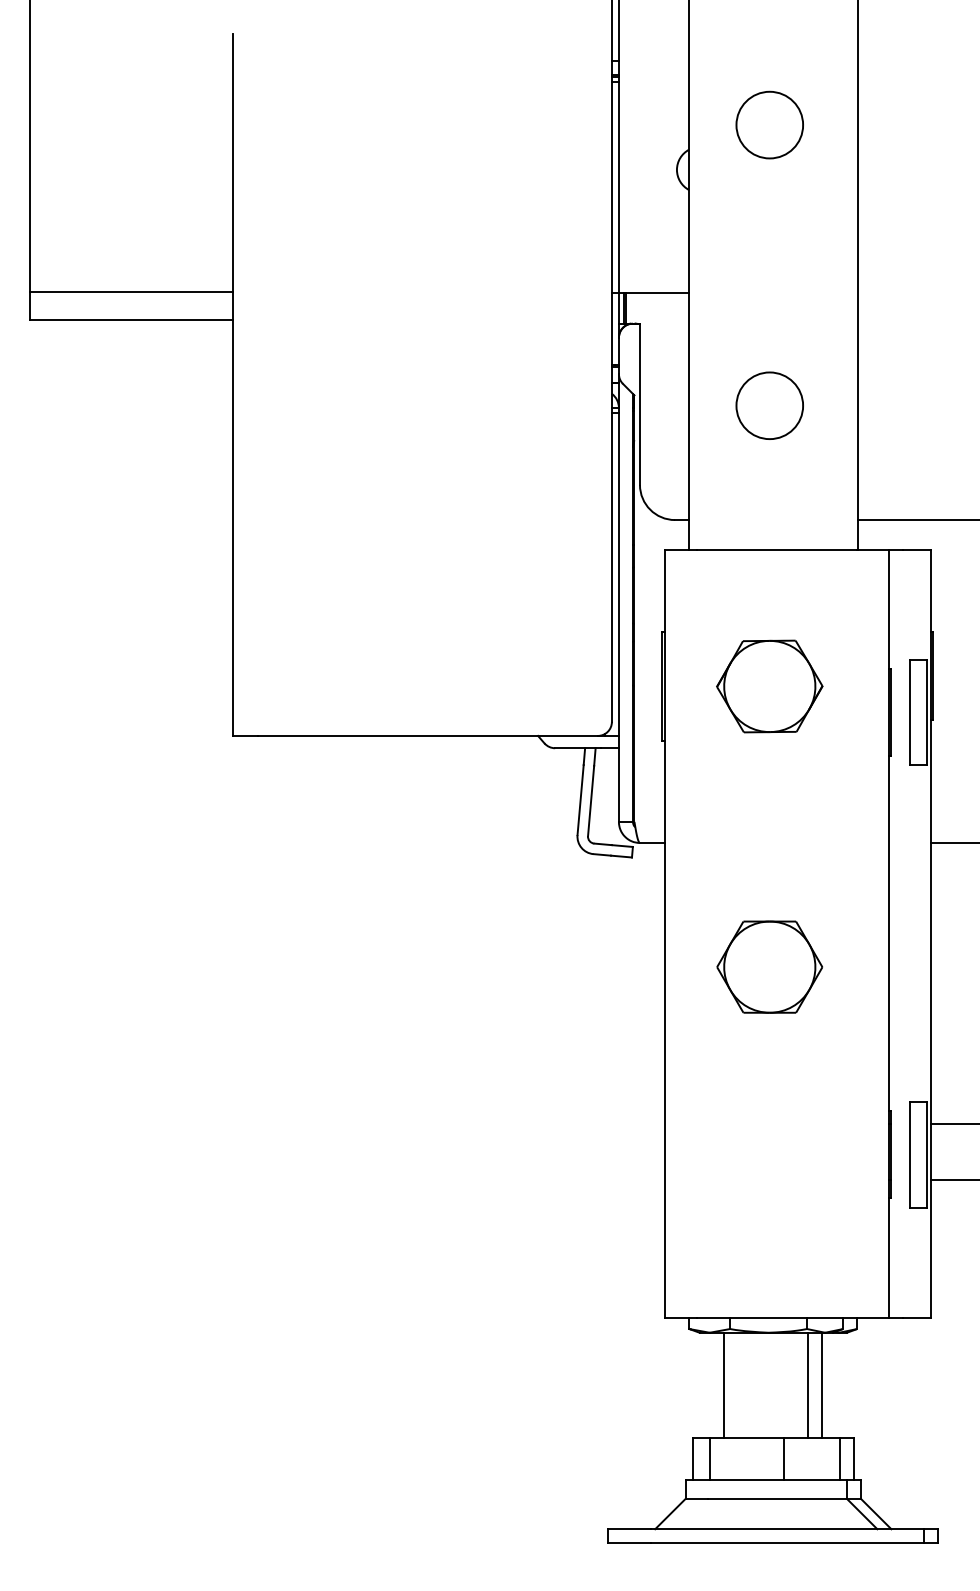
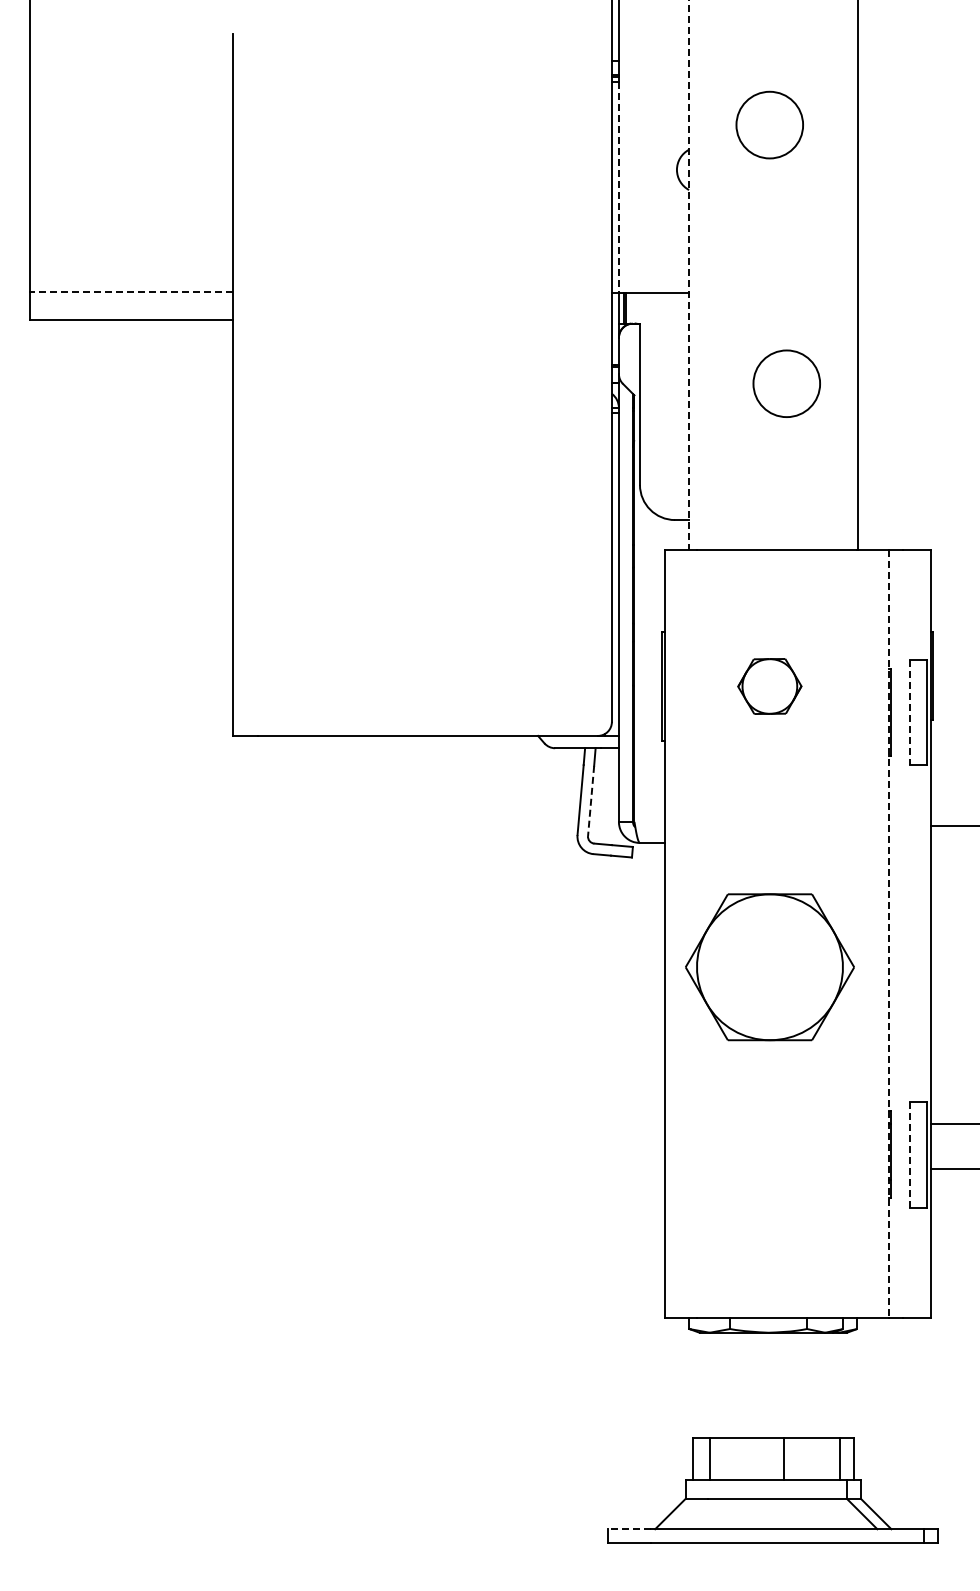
line: solid -> dashed (618, 187)
line: solid -> dashed (689, 275)
line: solid -> dashed (131, 292)
circle position: (769, 405) -> (786, 383) (786, 383)
line: present -> none (916, 520)
part size: 108x95 px -> 66x57 px (769, 686)
line: solid -> dashed (910, 712)
line: solid -> dashed (591, 801)
line position: (953, 842) -> (953, 825) (953, 825)
line: solid -> dashed (889, 934)
part size: 107x94 px -> 170x149 px (769, 967)
line: solid -> dashed (910, 1154)
line position: (953, 1179) -> (953, 1168) (953, 1168)
line: present -> none (724, 1385)
line: present -> none (808, 1385)
line: present -> none (822, 1385)
line: solid -> dashed (629, 1529)
